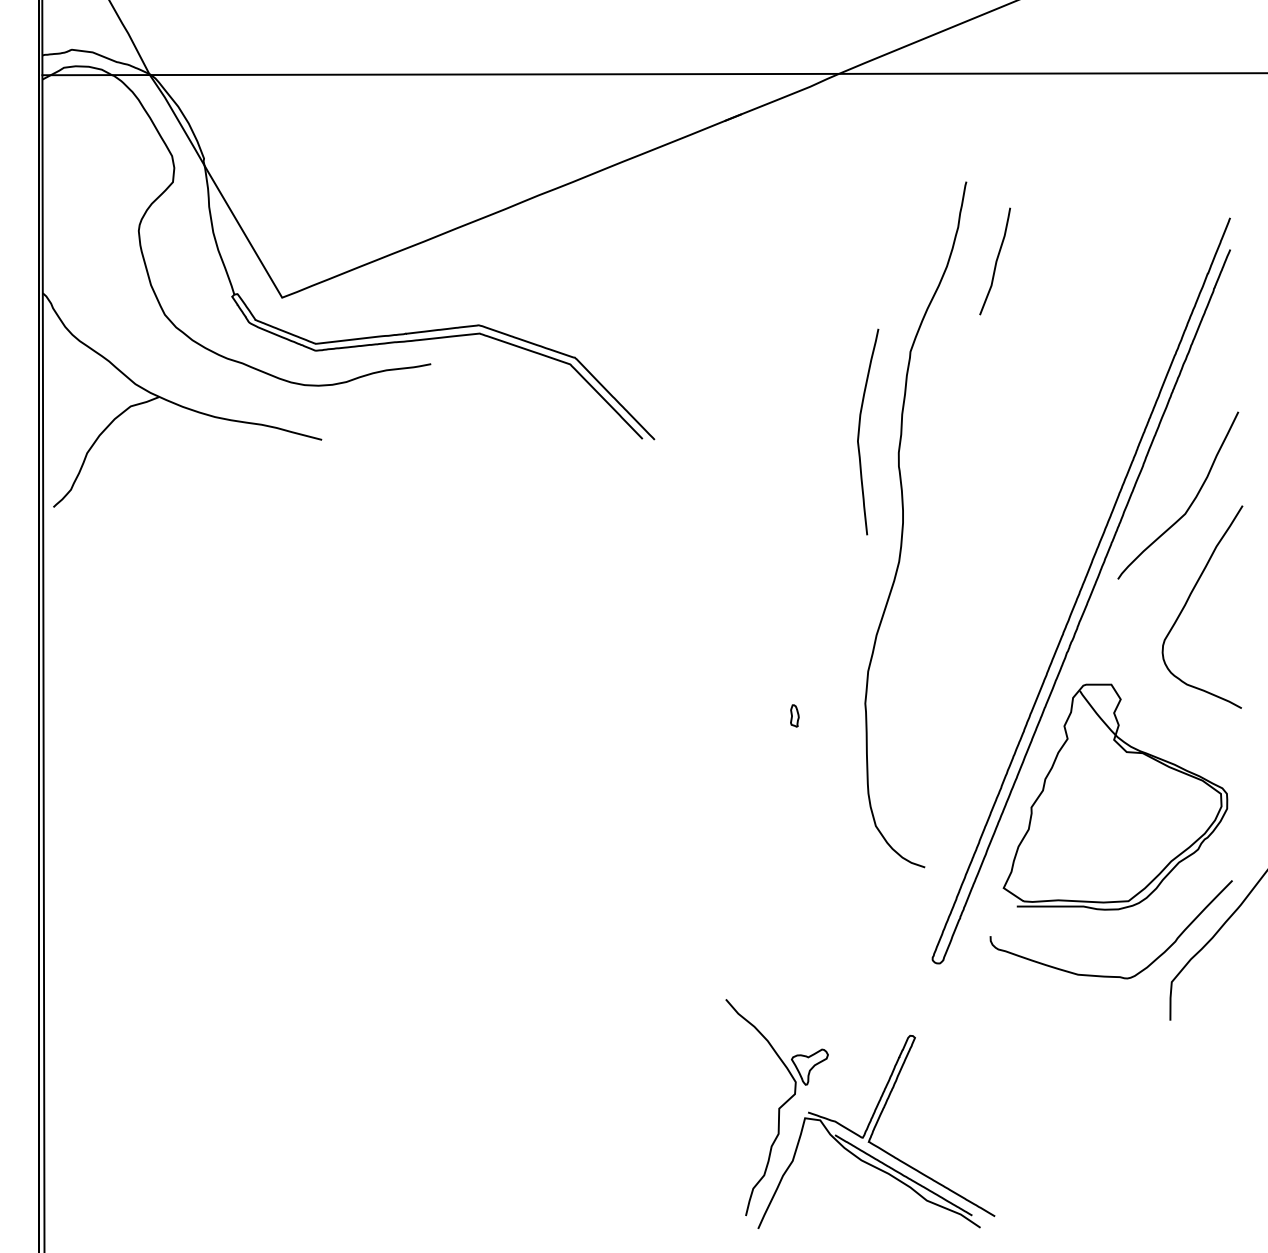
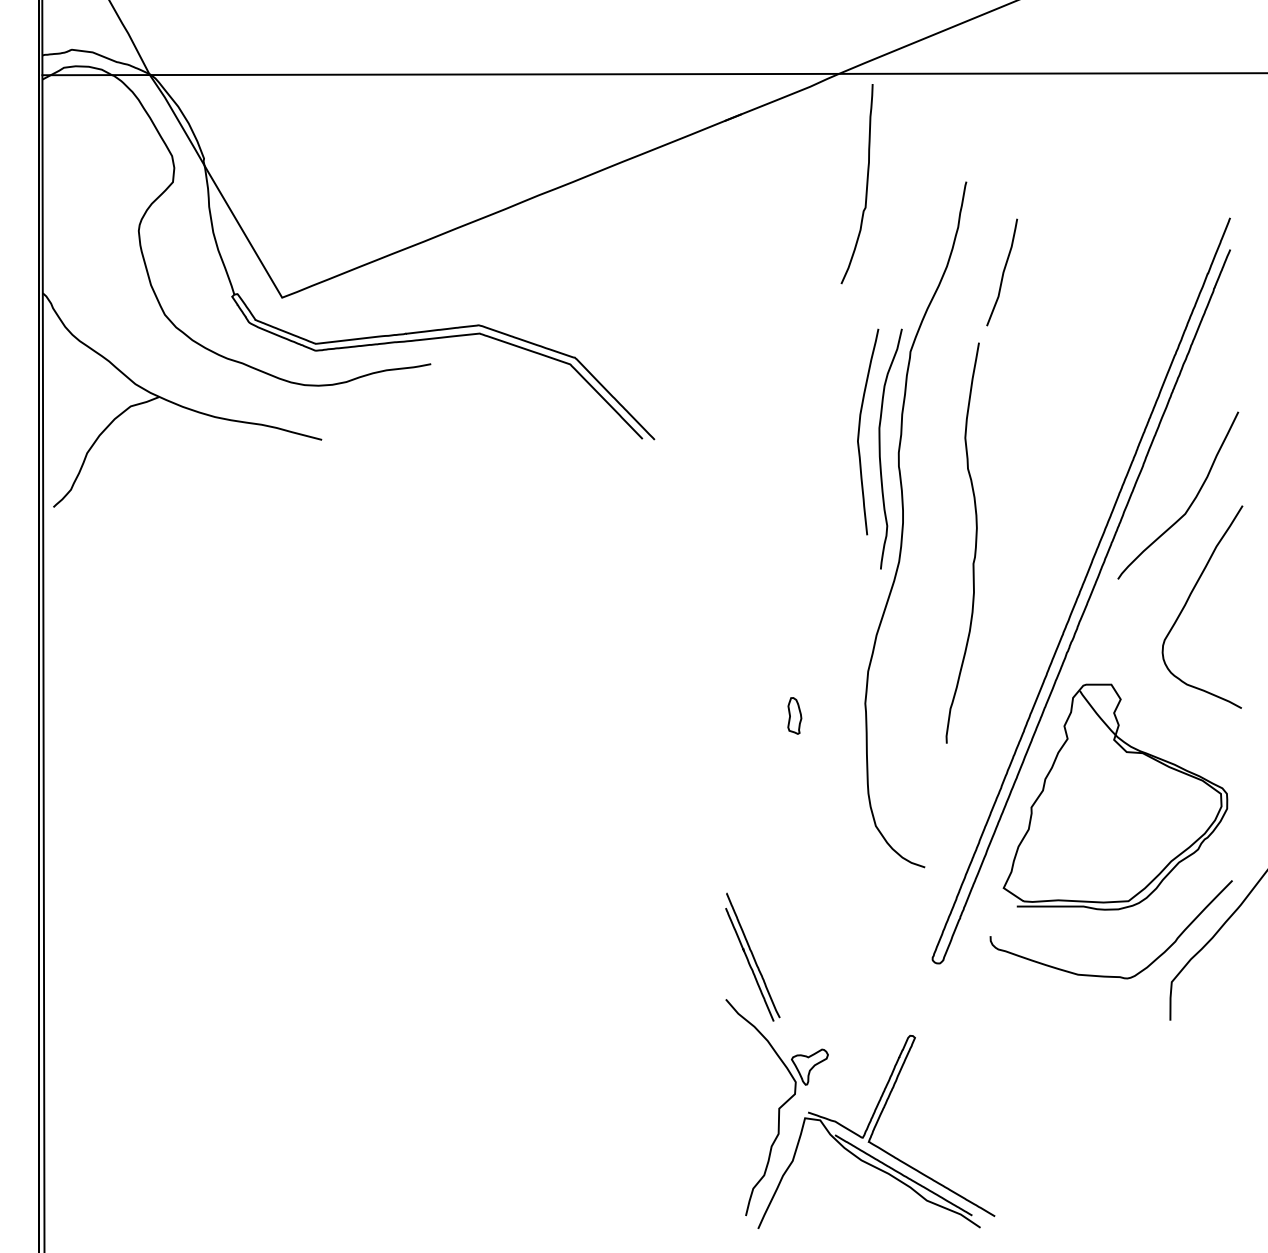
curve: none -> present (866, 184)
curve position: (995, 261) -> (1002, 272) (1002, 272)
curve: none -> present (880, 448)
curve: none -> present (975, 542)
part size: 10x24 px -> 16x38 px (794, 715)
part: none -> present (752, 956)
